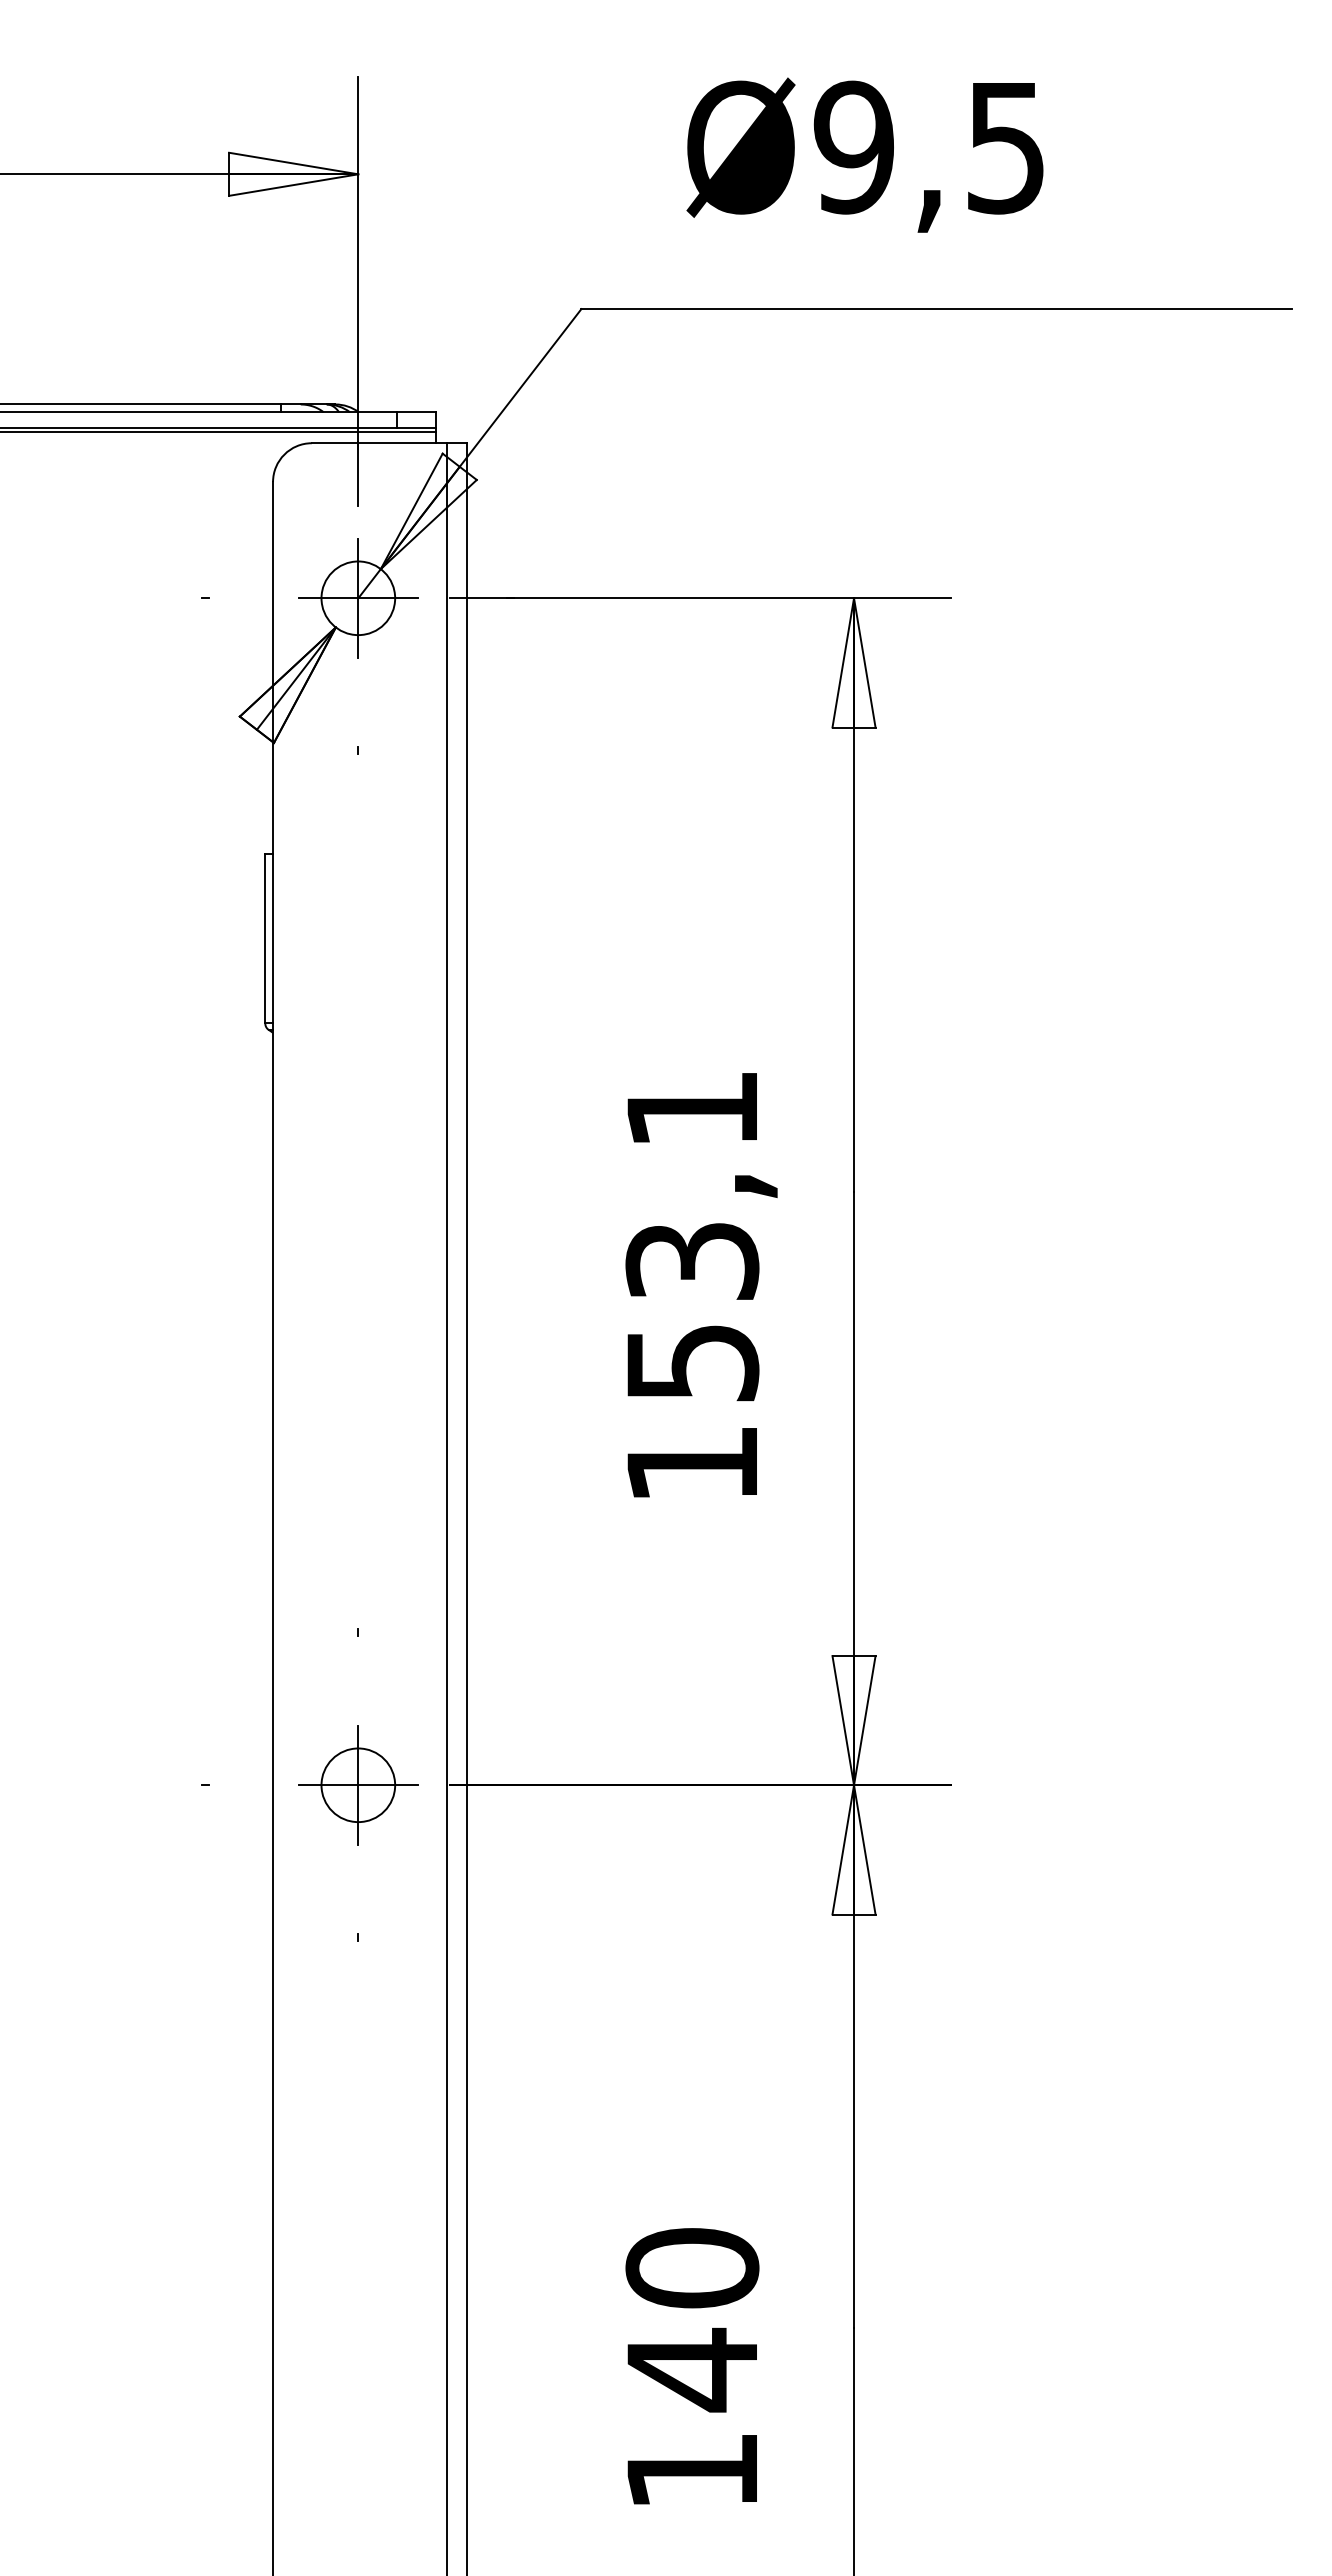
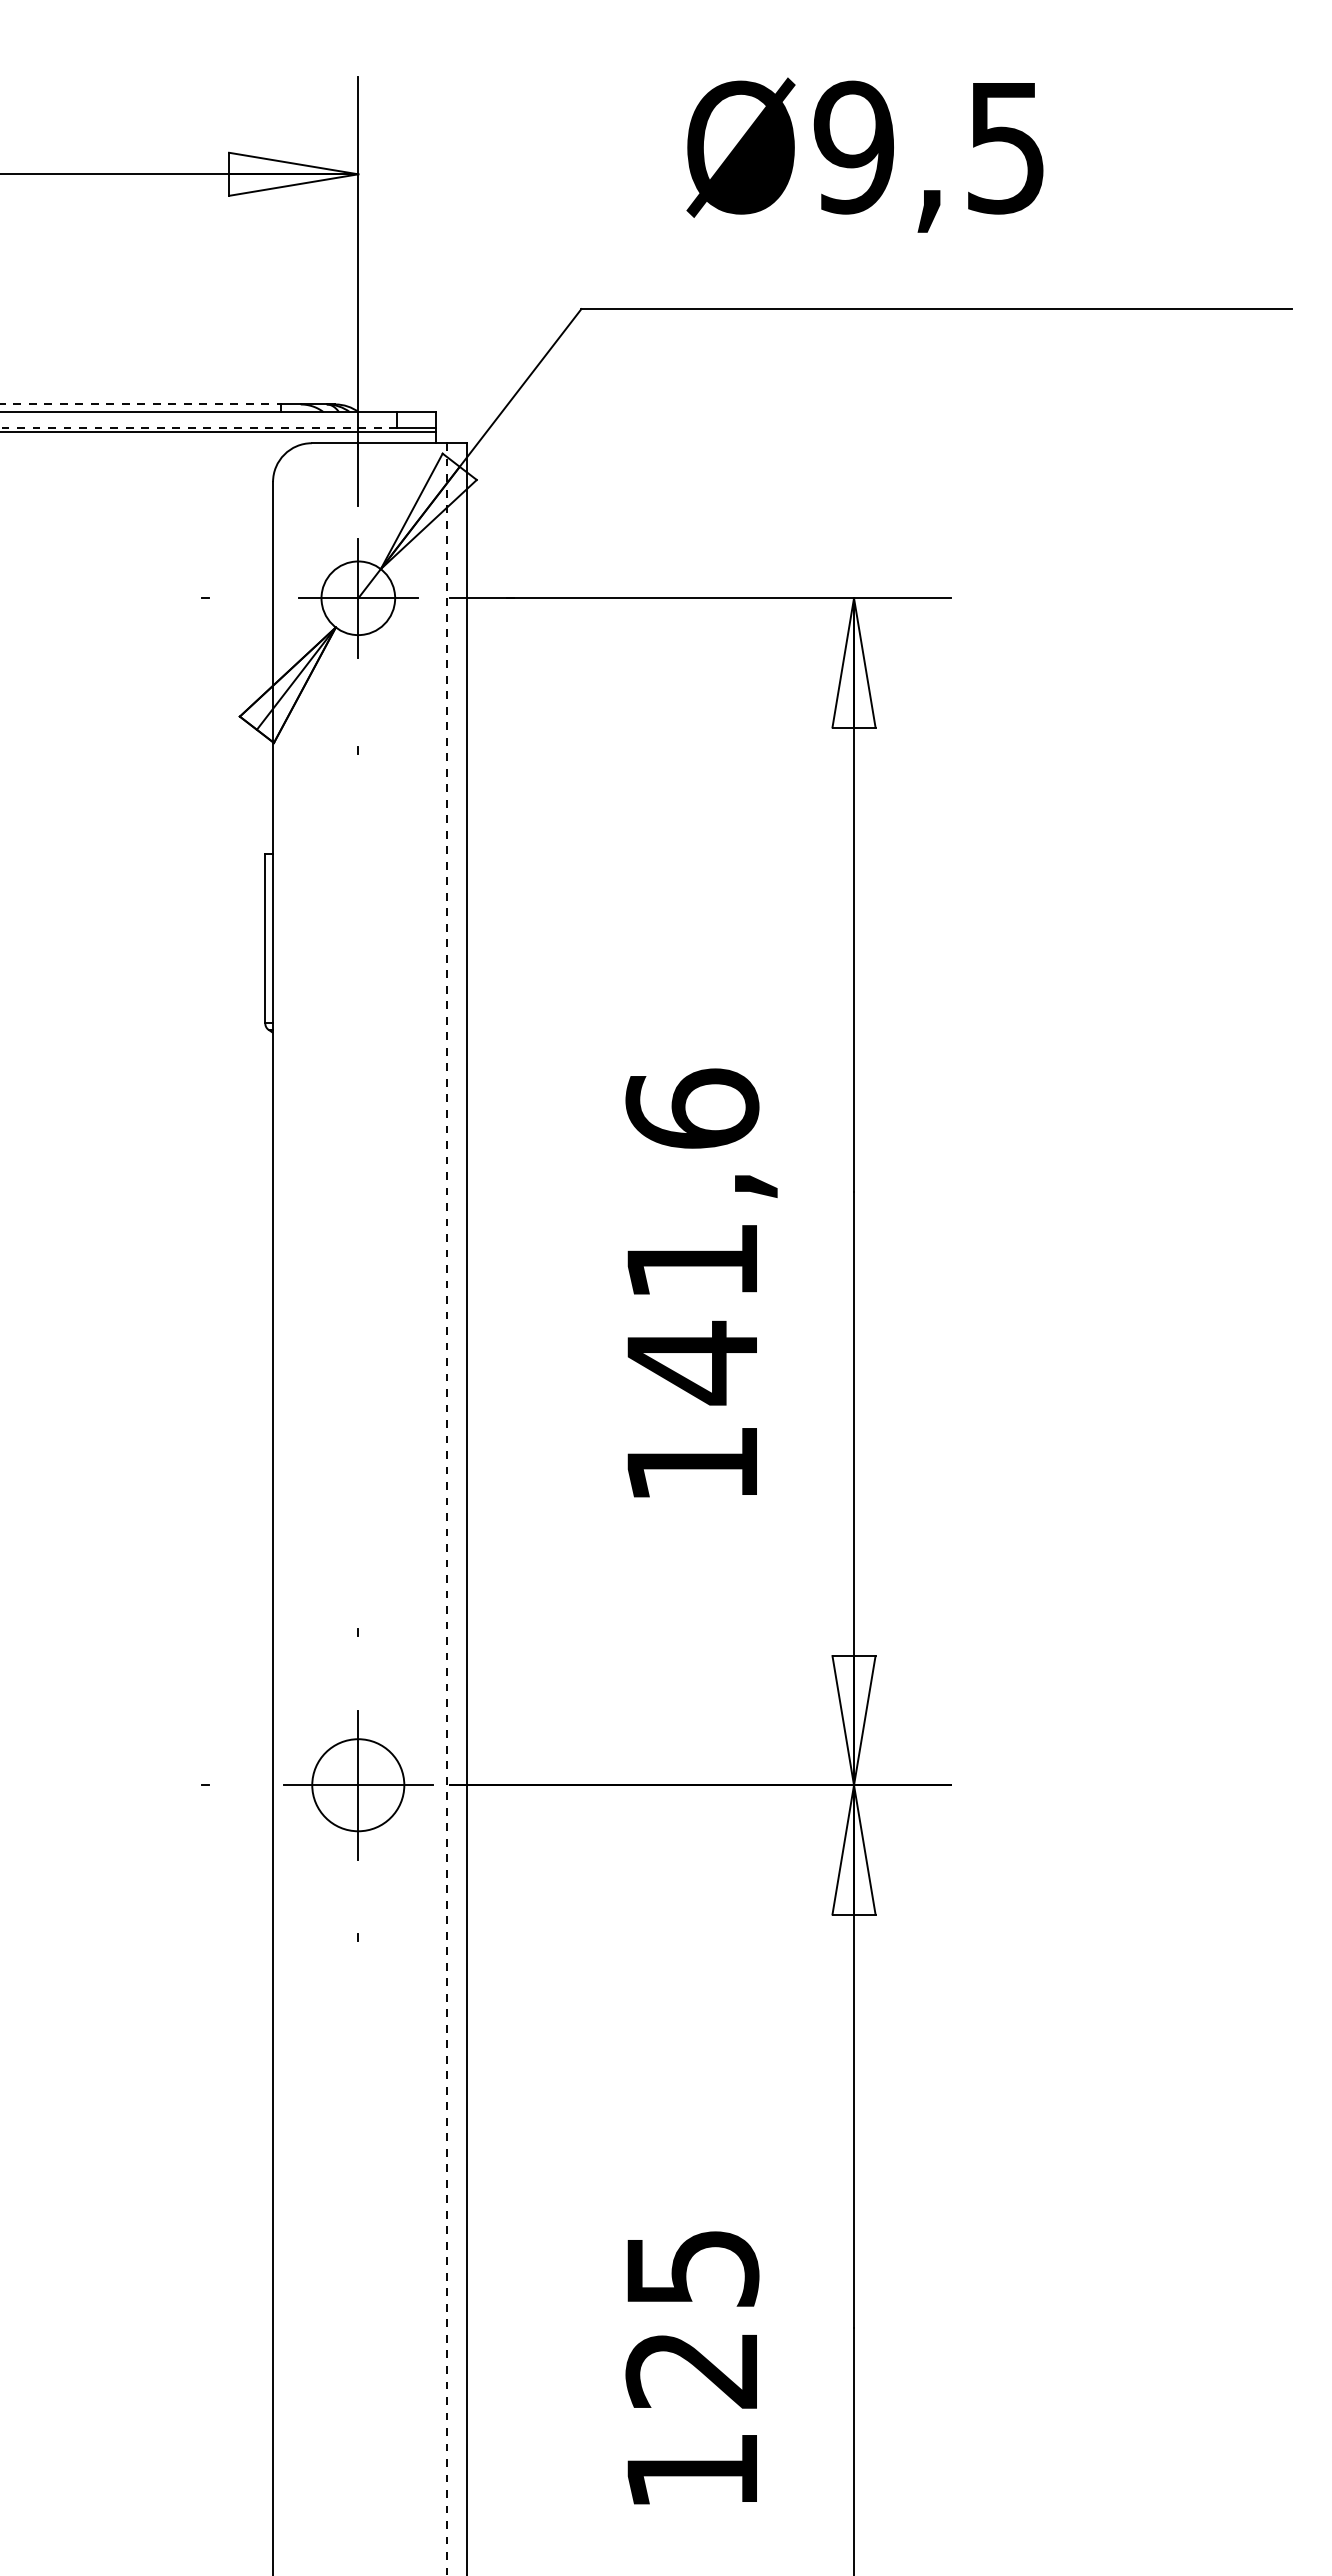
line: solid -> dashed (141, 404)
line: solid -> dashed (199, 427)
text: 153,1 -> 141,6 (692, 1236)
line: solid -> dashed (446, 1510)
part size: 121x121 px -> 151x151 px (358, 1785)
text: 140 -> 125 (692, 2320)
